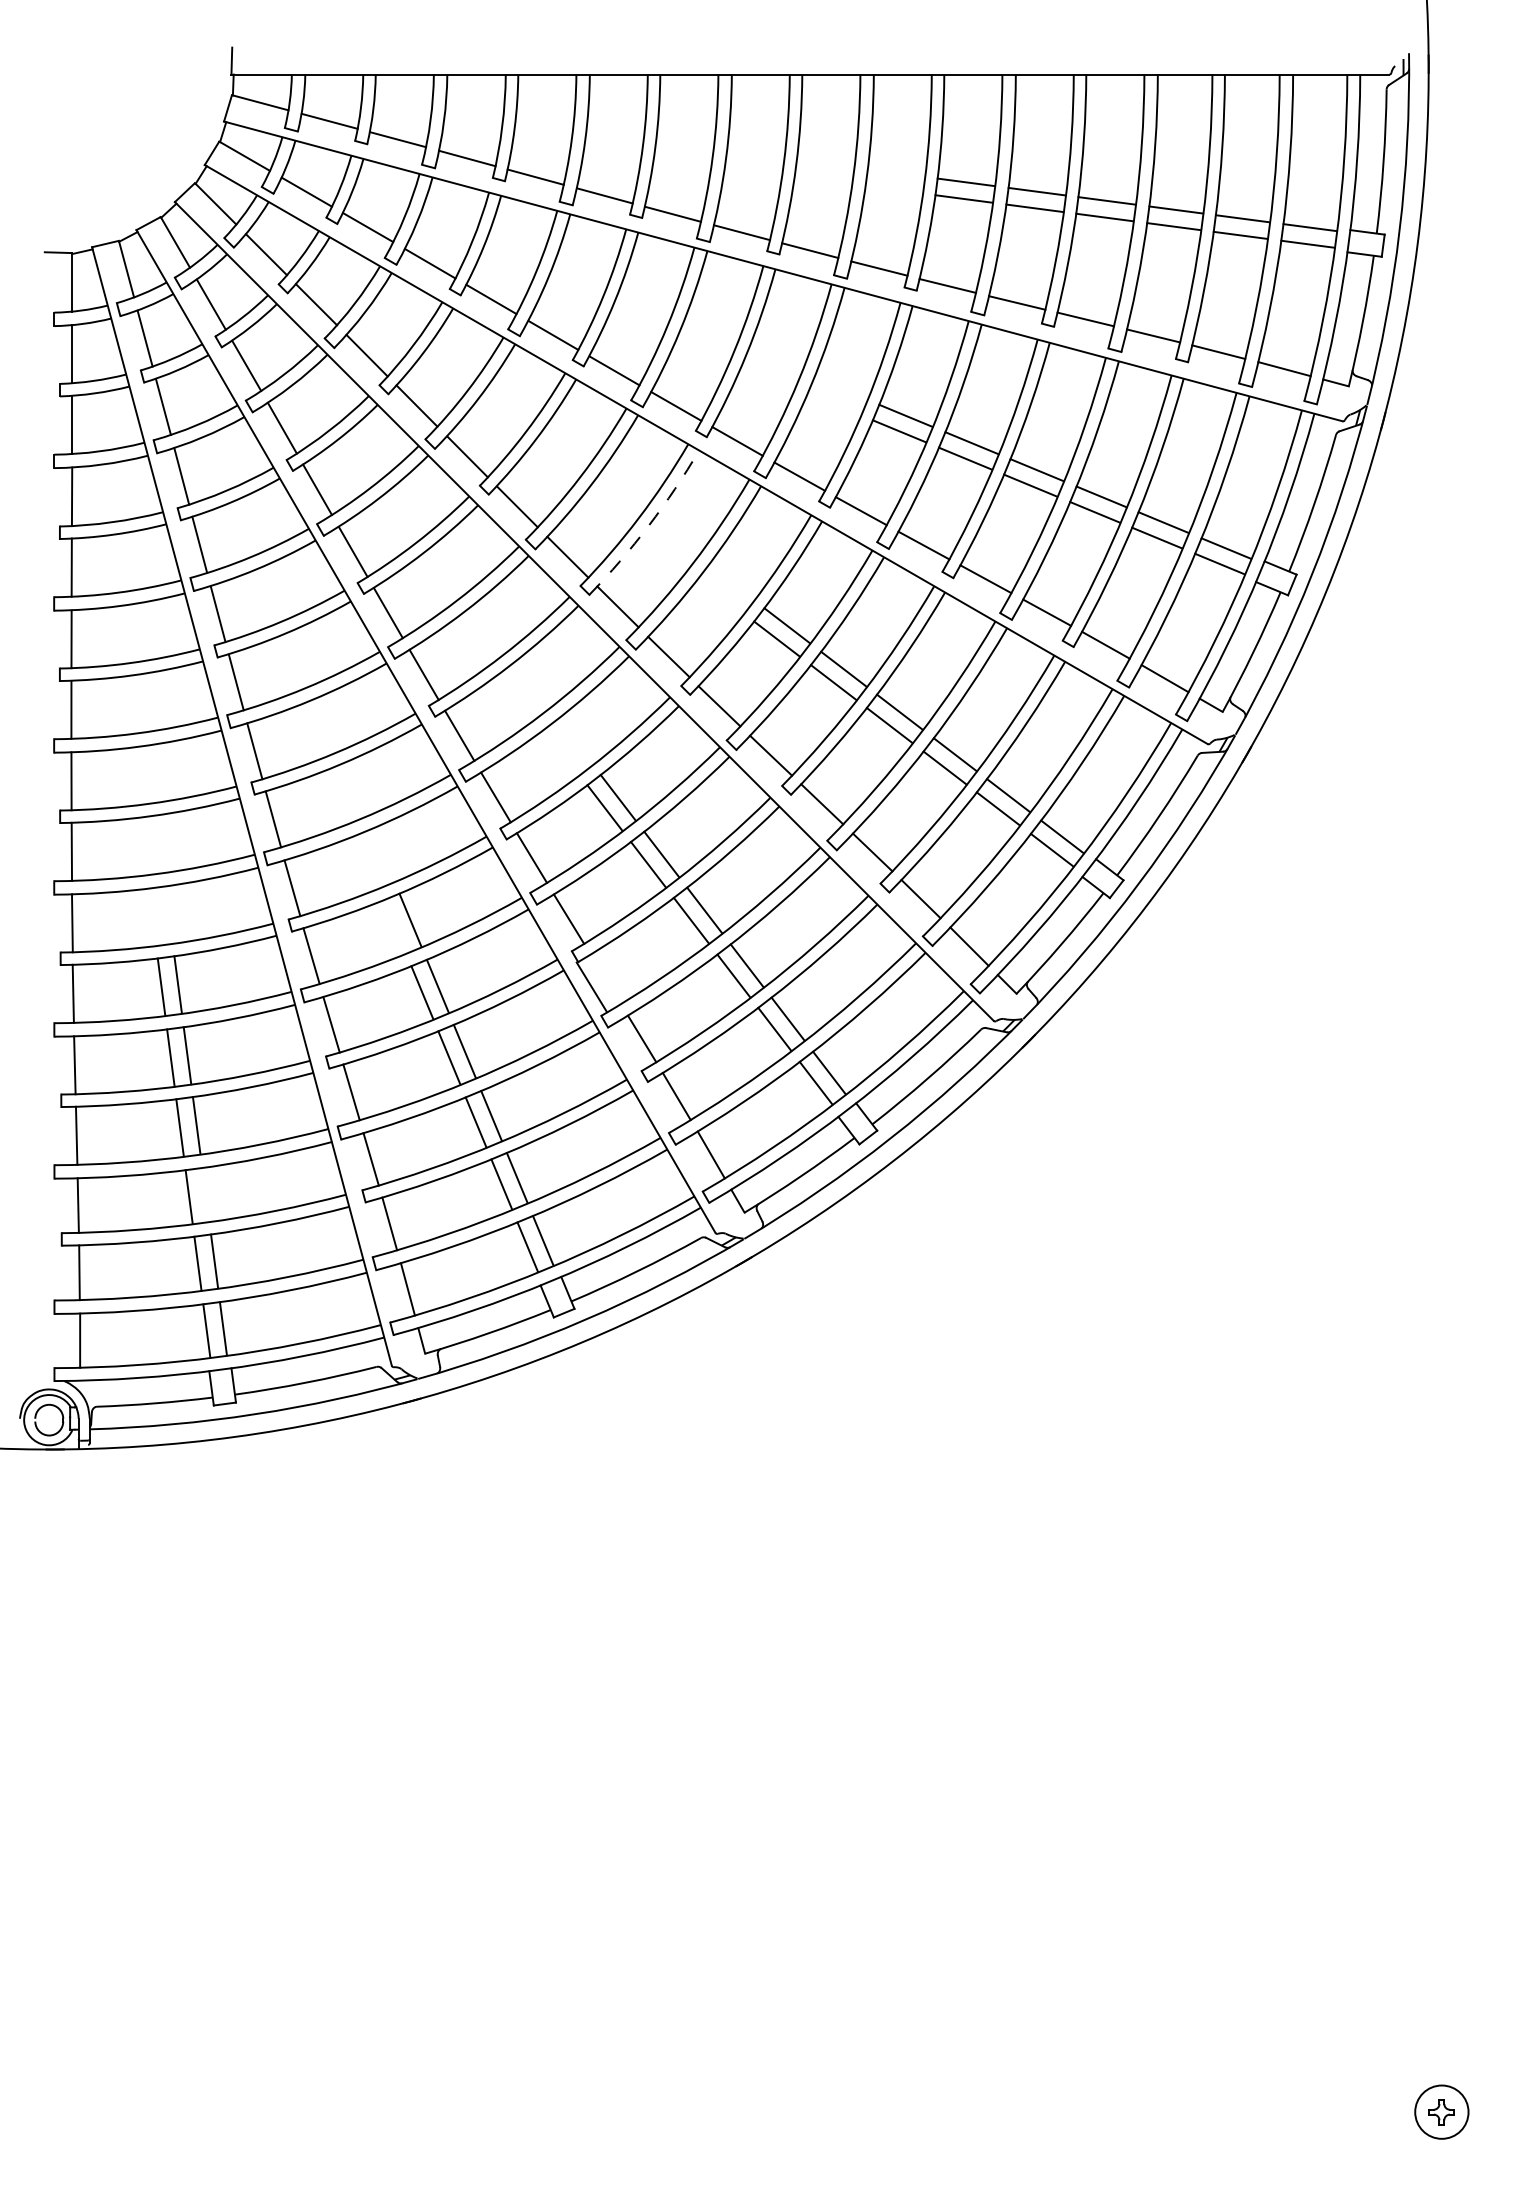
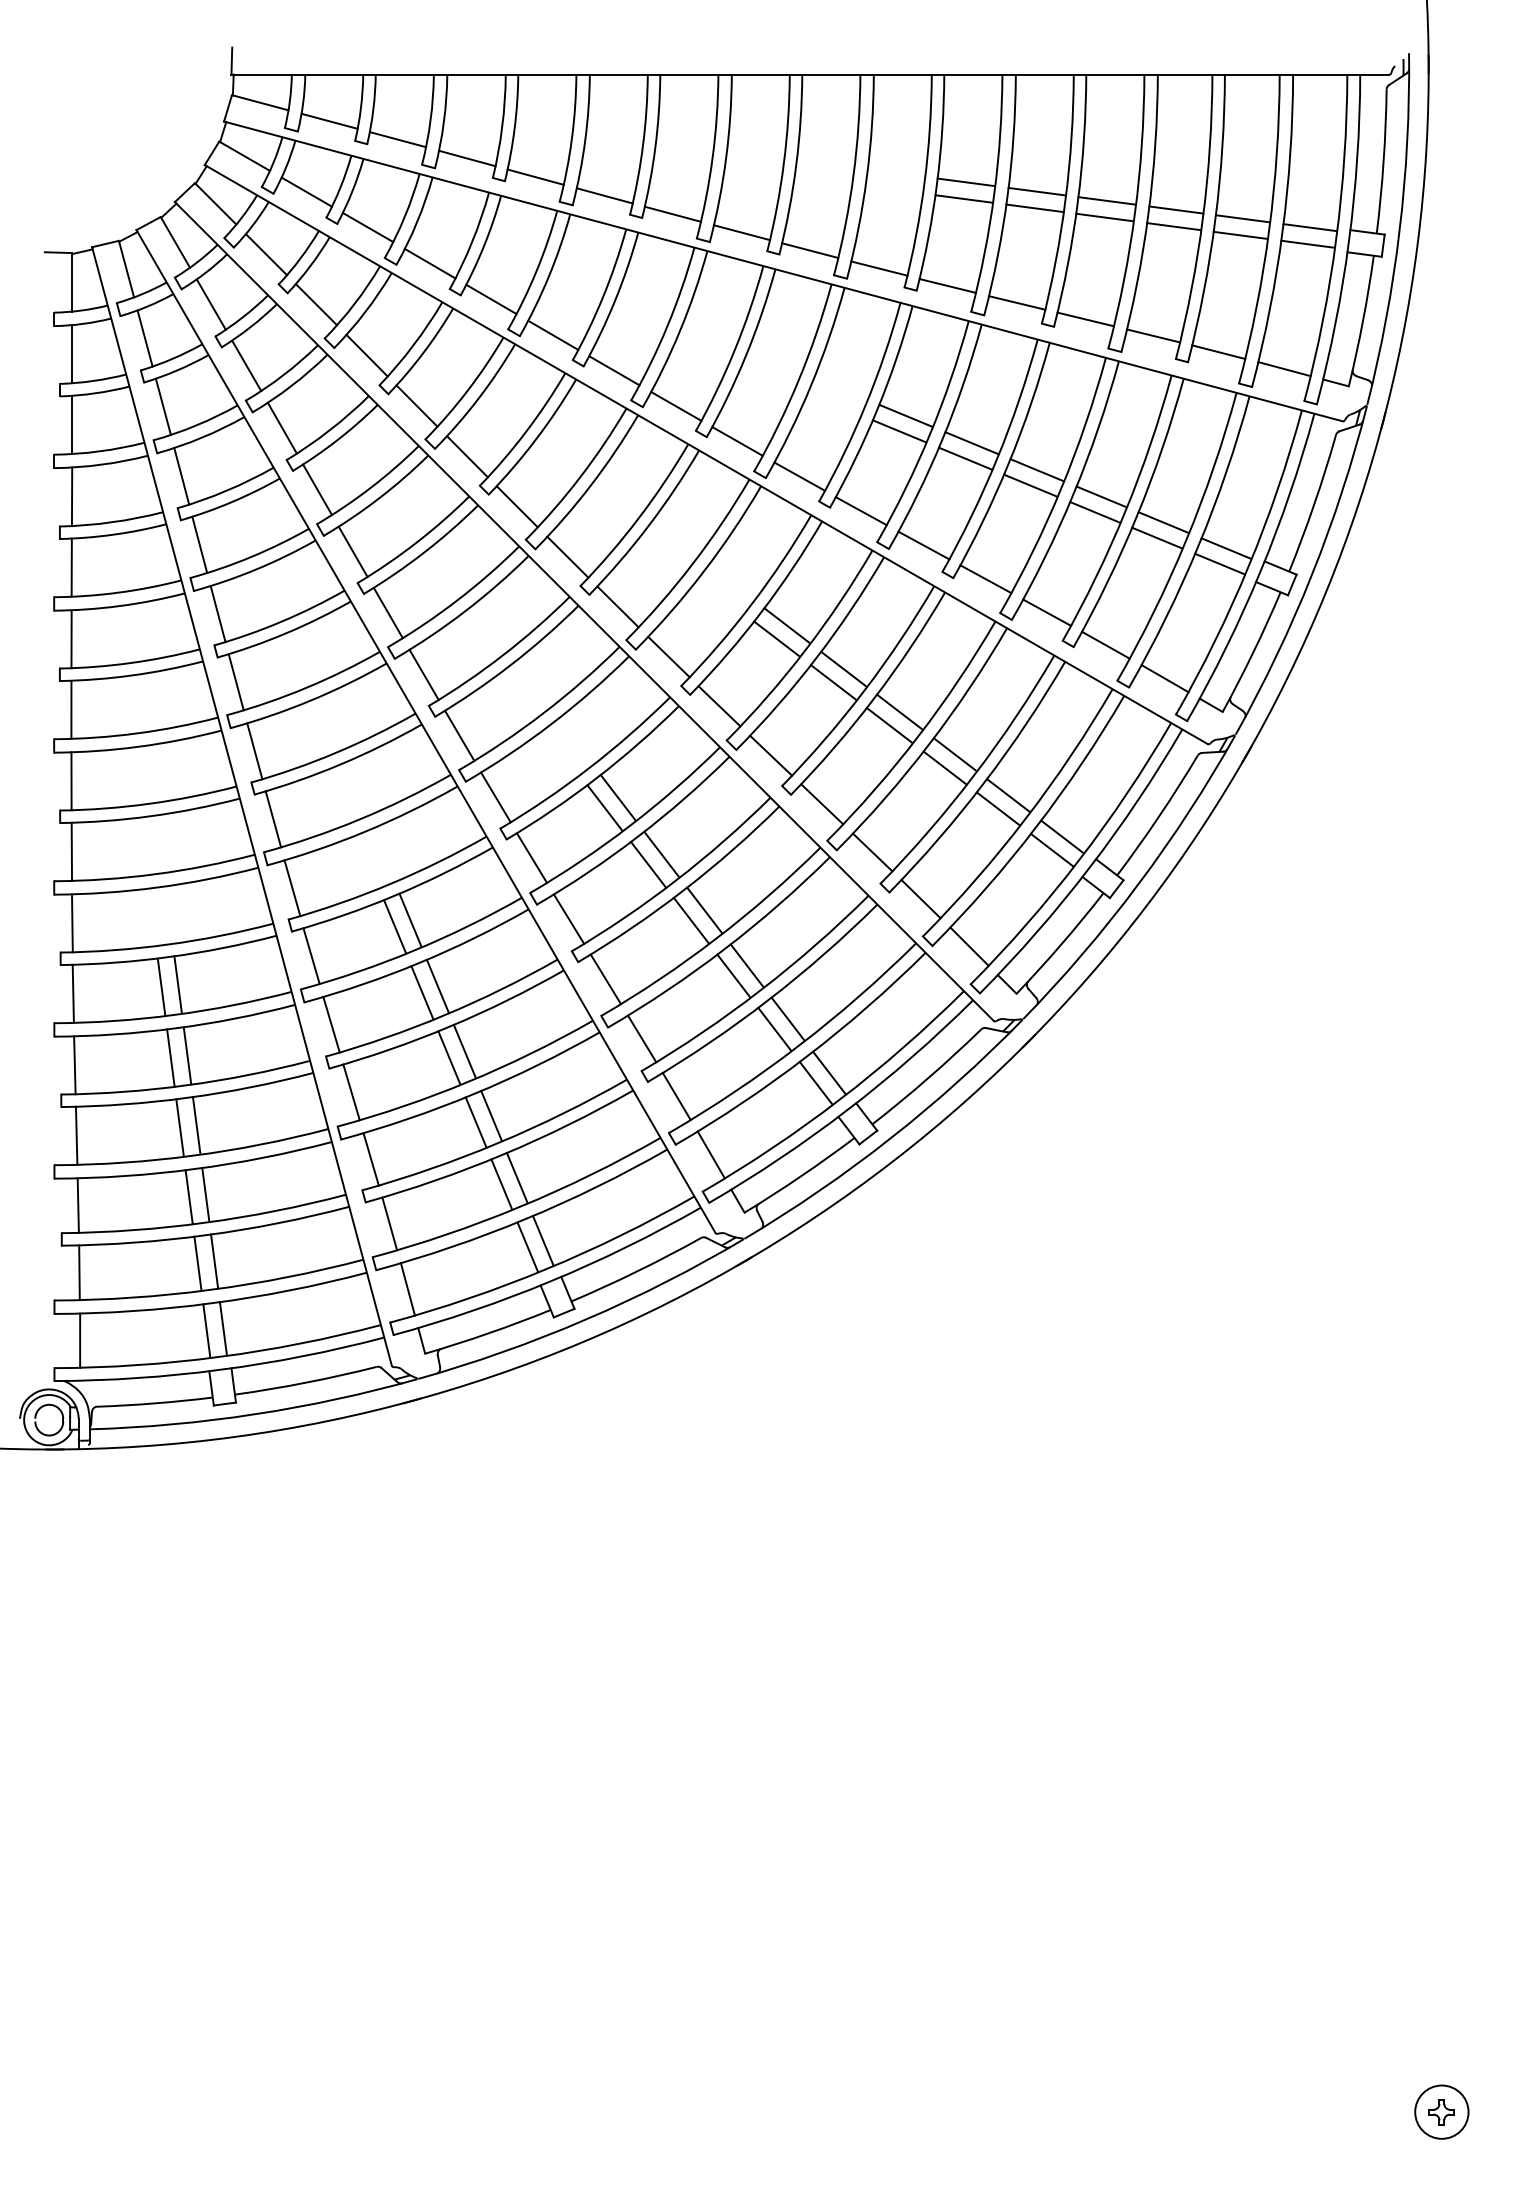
arc: dashed -> solid (648, 525)
line: none -> present (395, 926)
line position: (591, 987) -> (605, 979) (605, 979)
line: none -> present (205, 1194)
